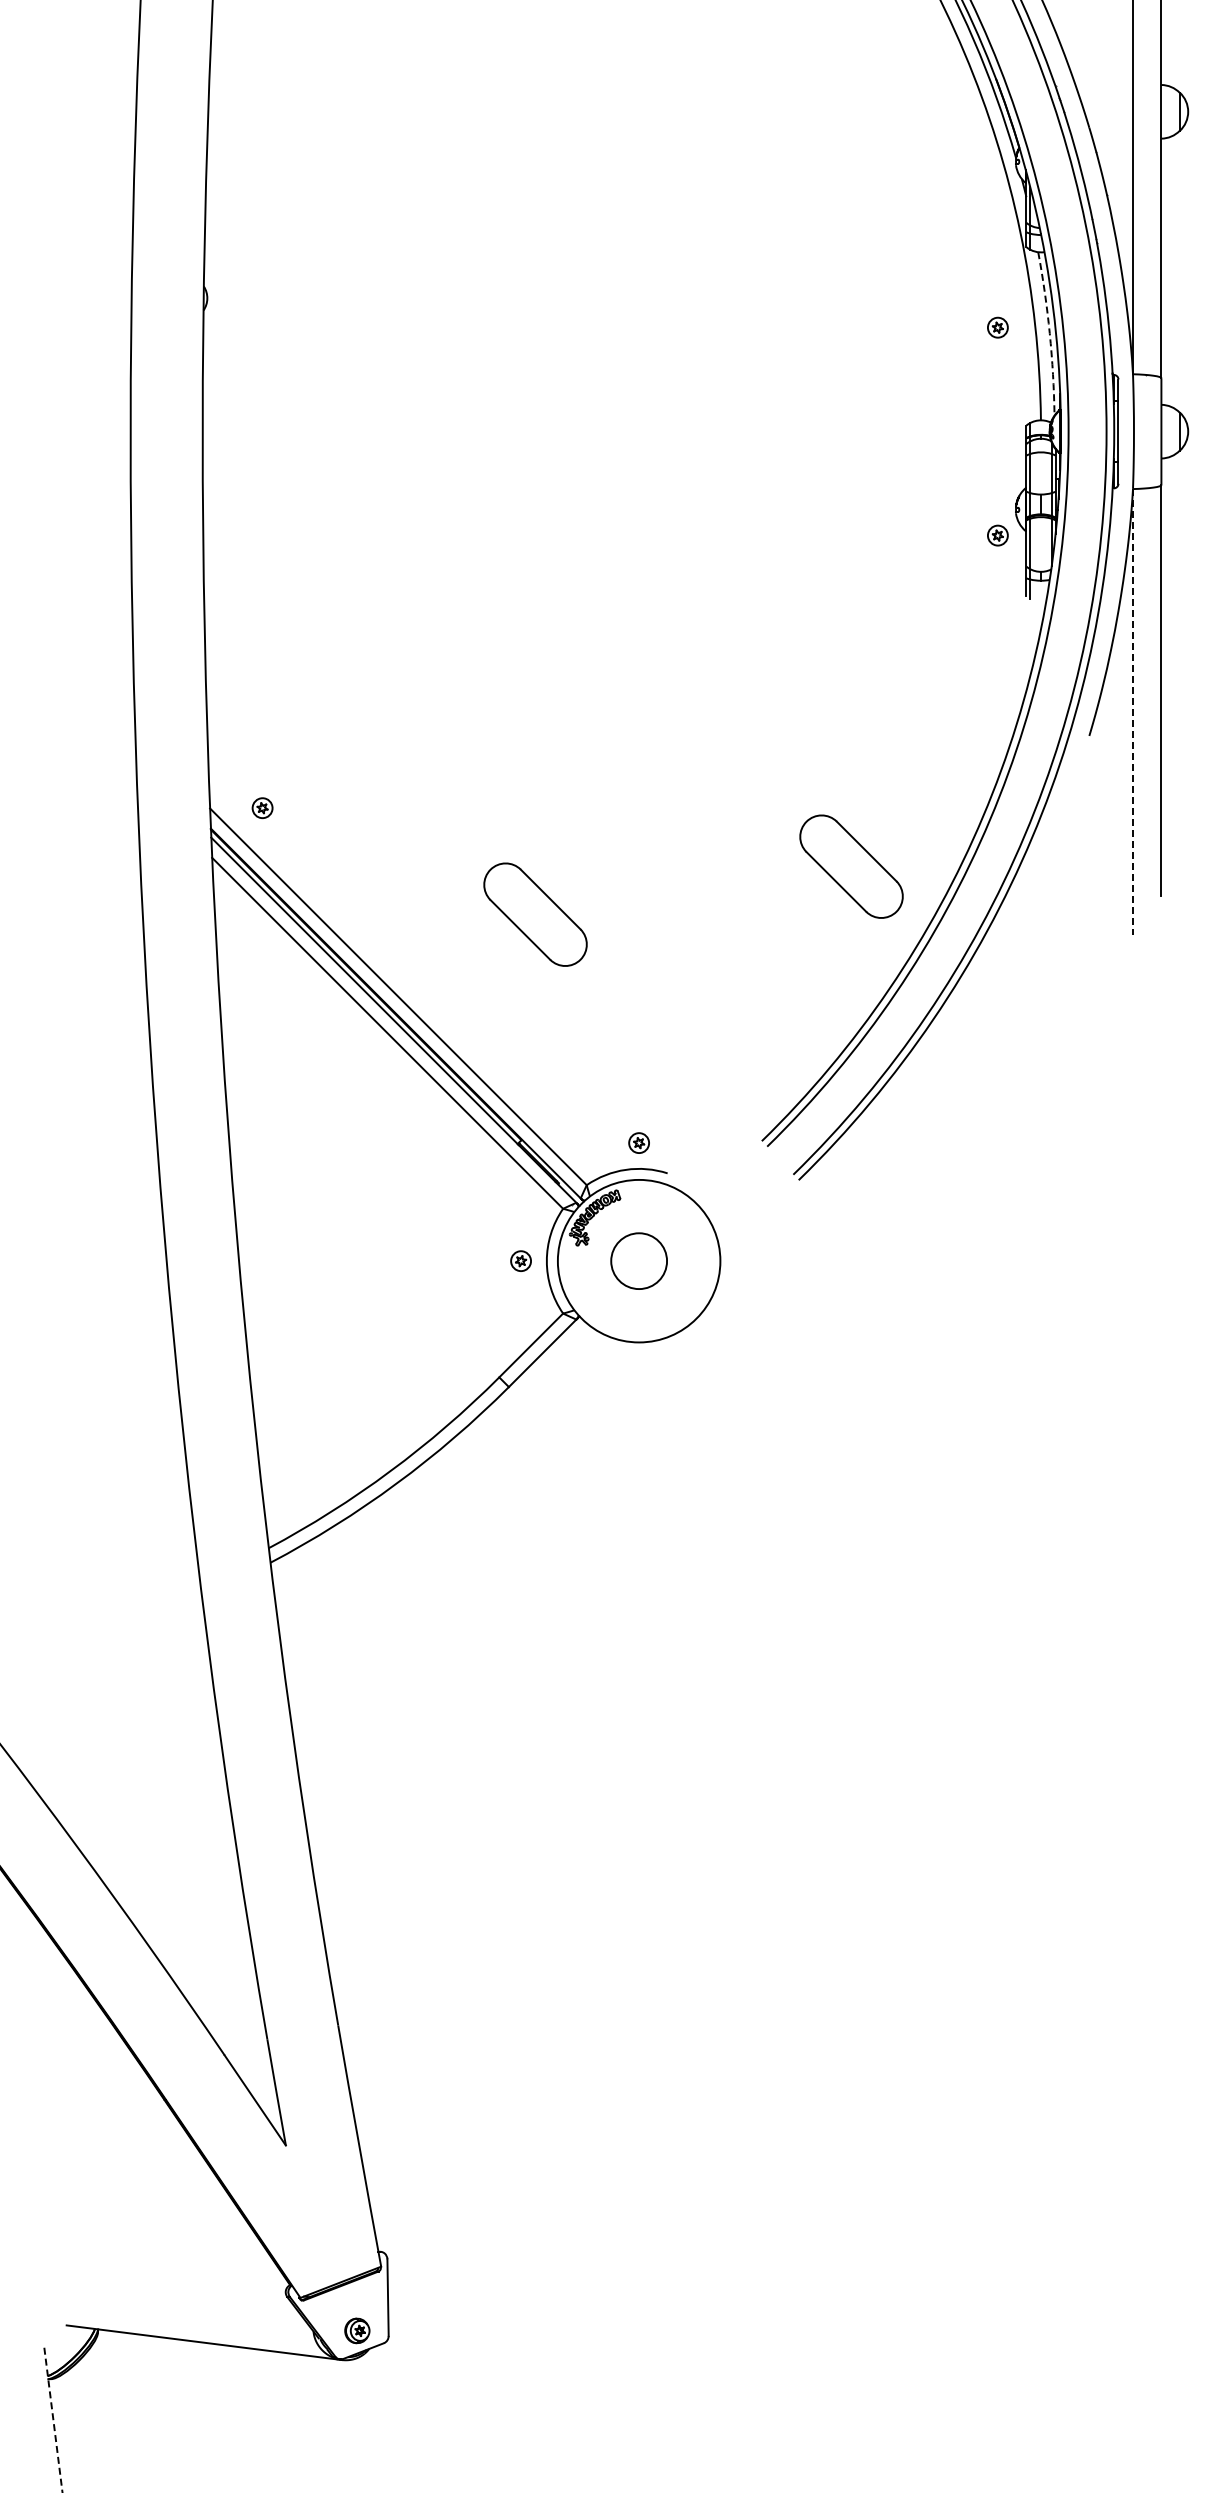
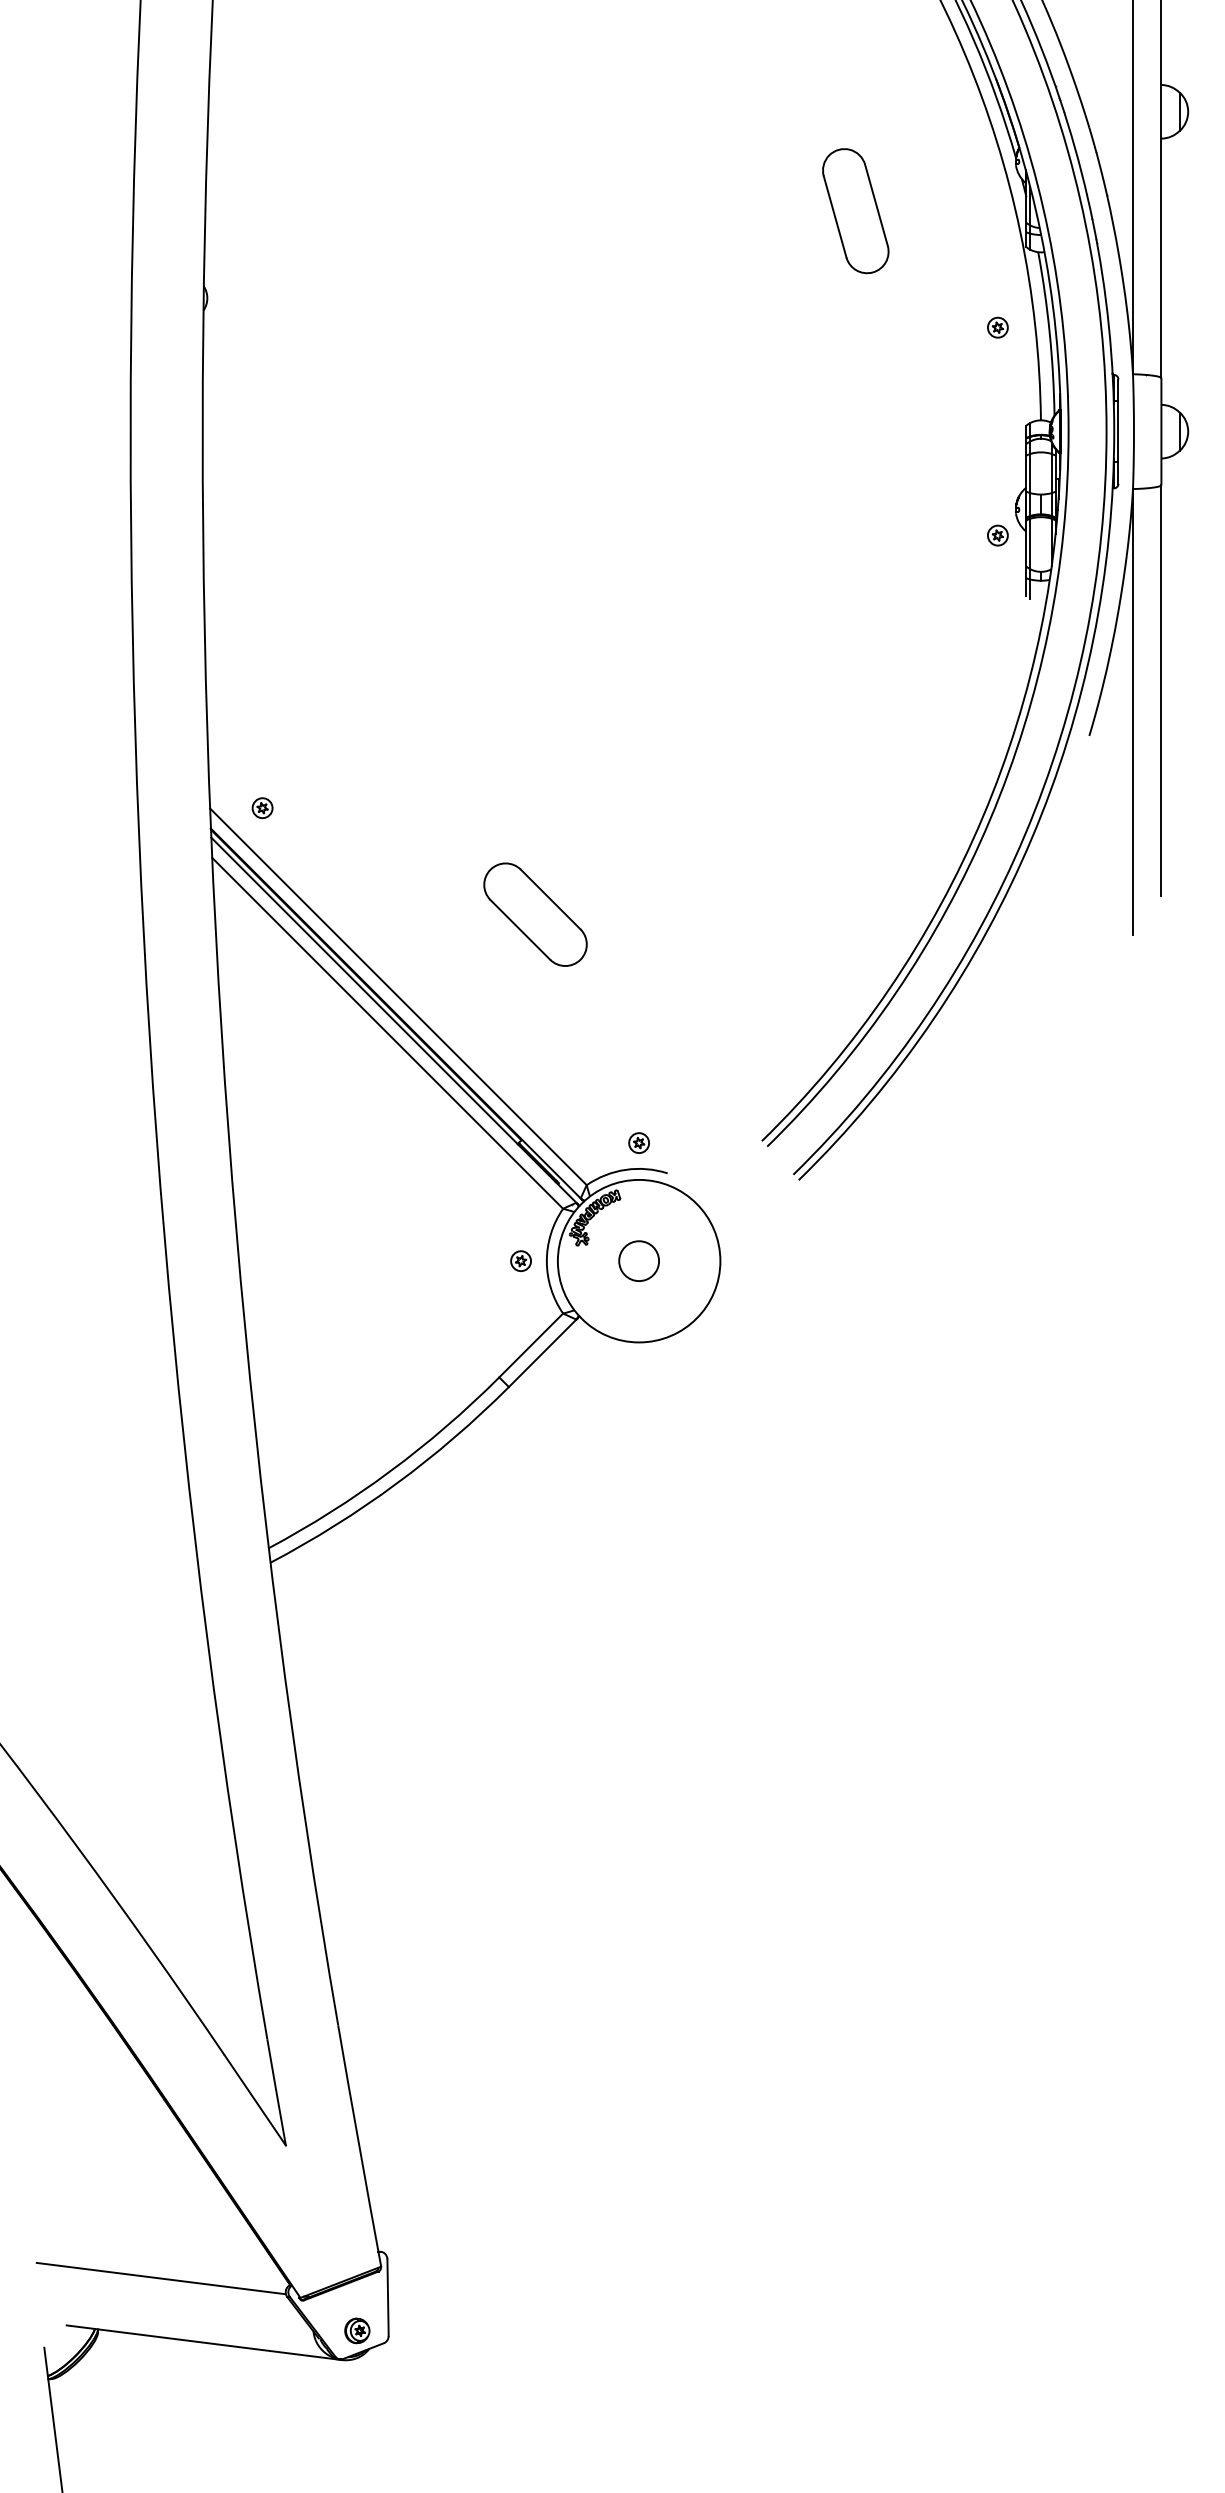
part: none -> present (855, 211)
arc: dashed -> solid (1049, 333)
line: dashed -> solid (1133, 711)
part: present -> none (851, 866)
circle diameter: 56 px -> 40 px (639, 1261)
line: none -> present (160, 2278)
line: dashed -> solid (53, 2420)
